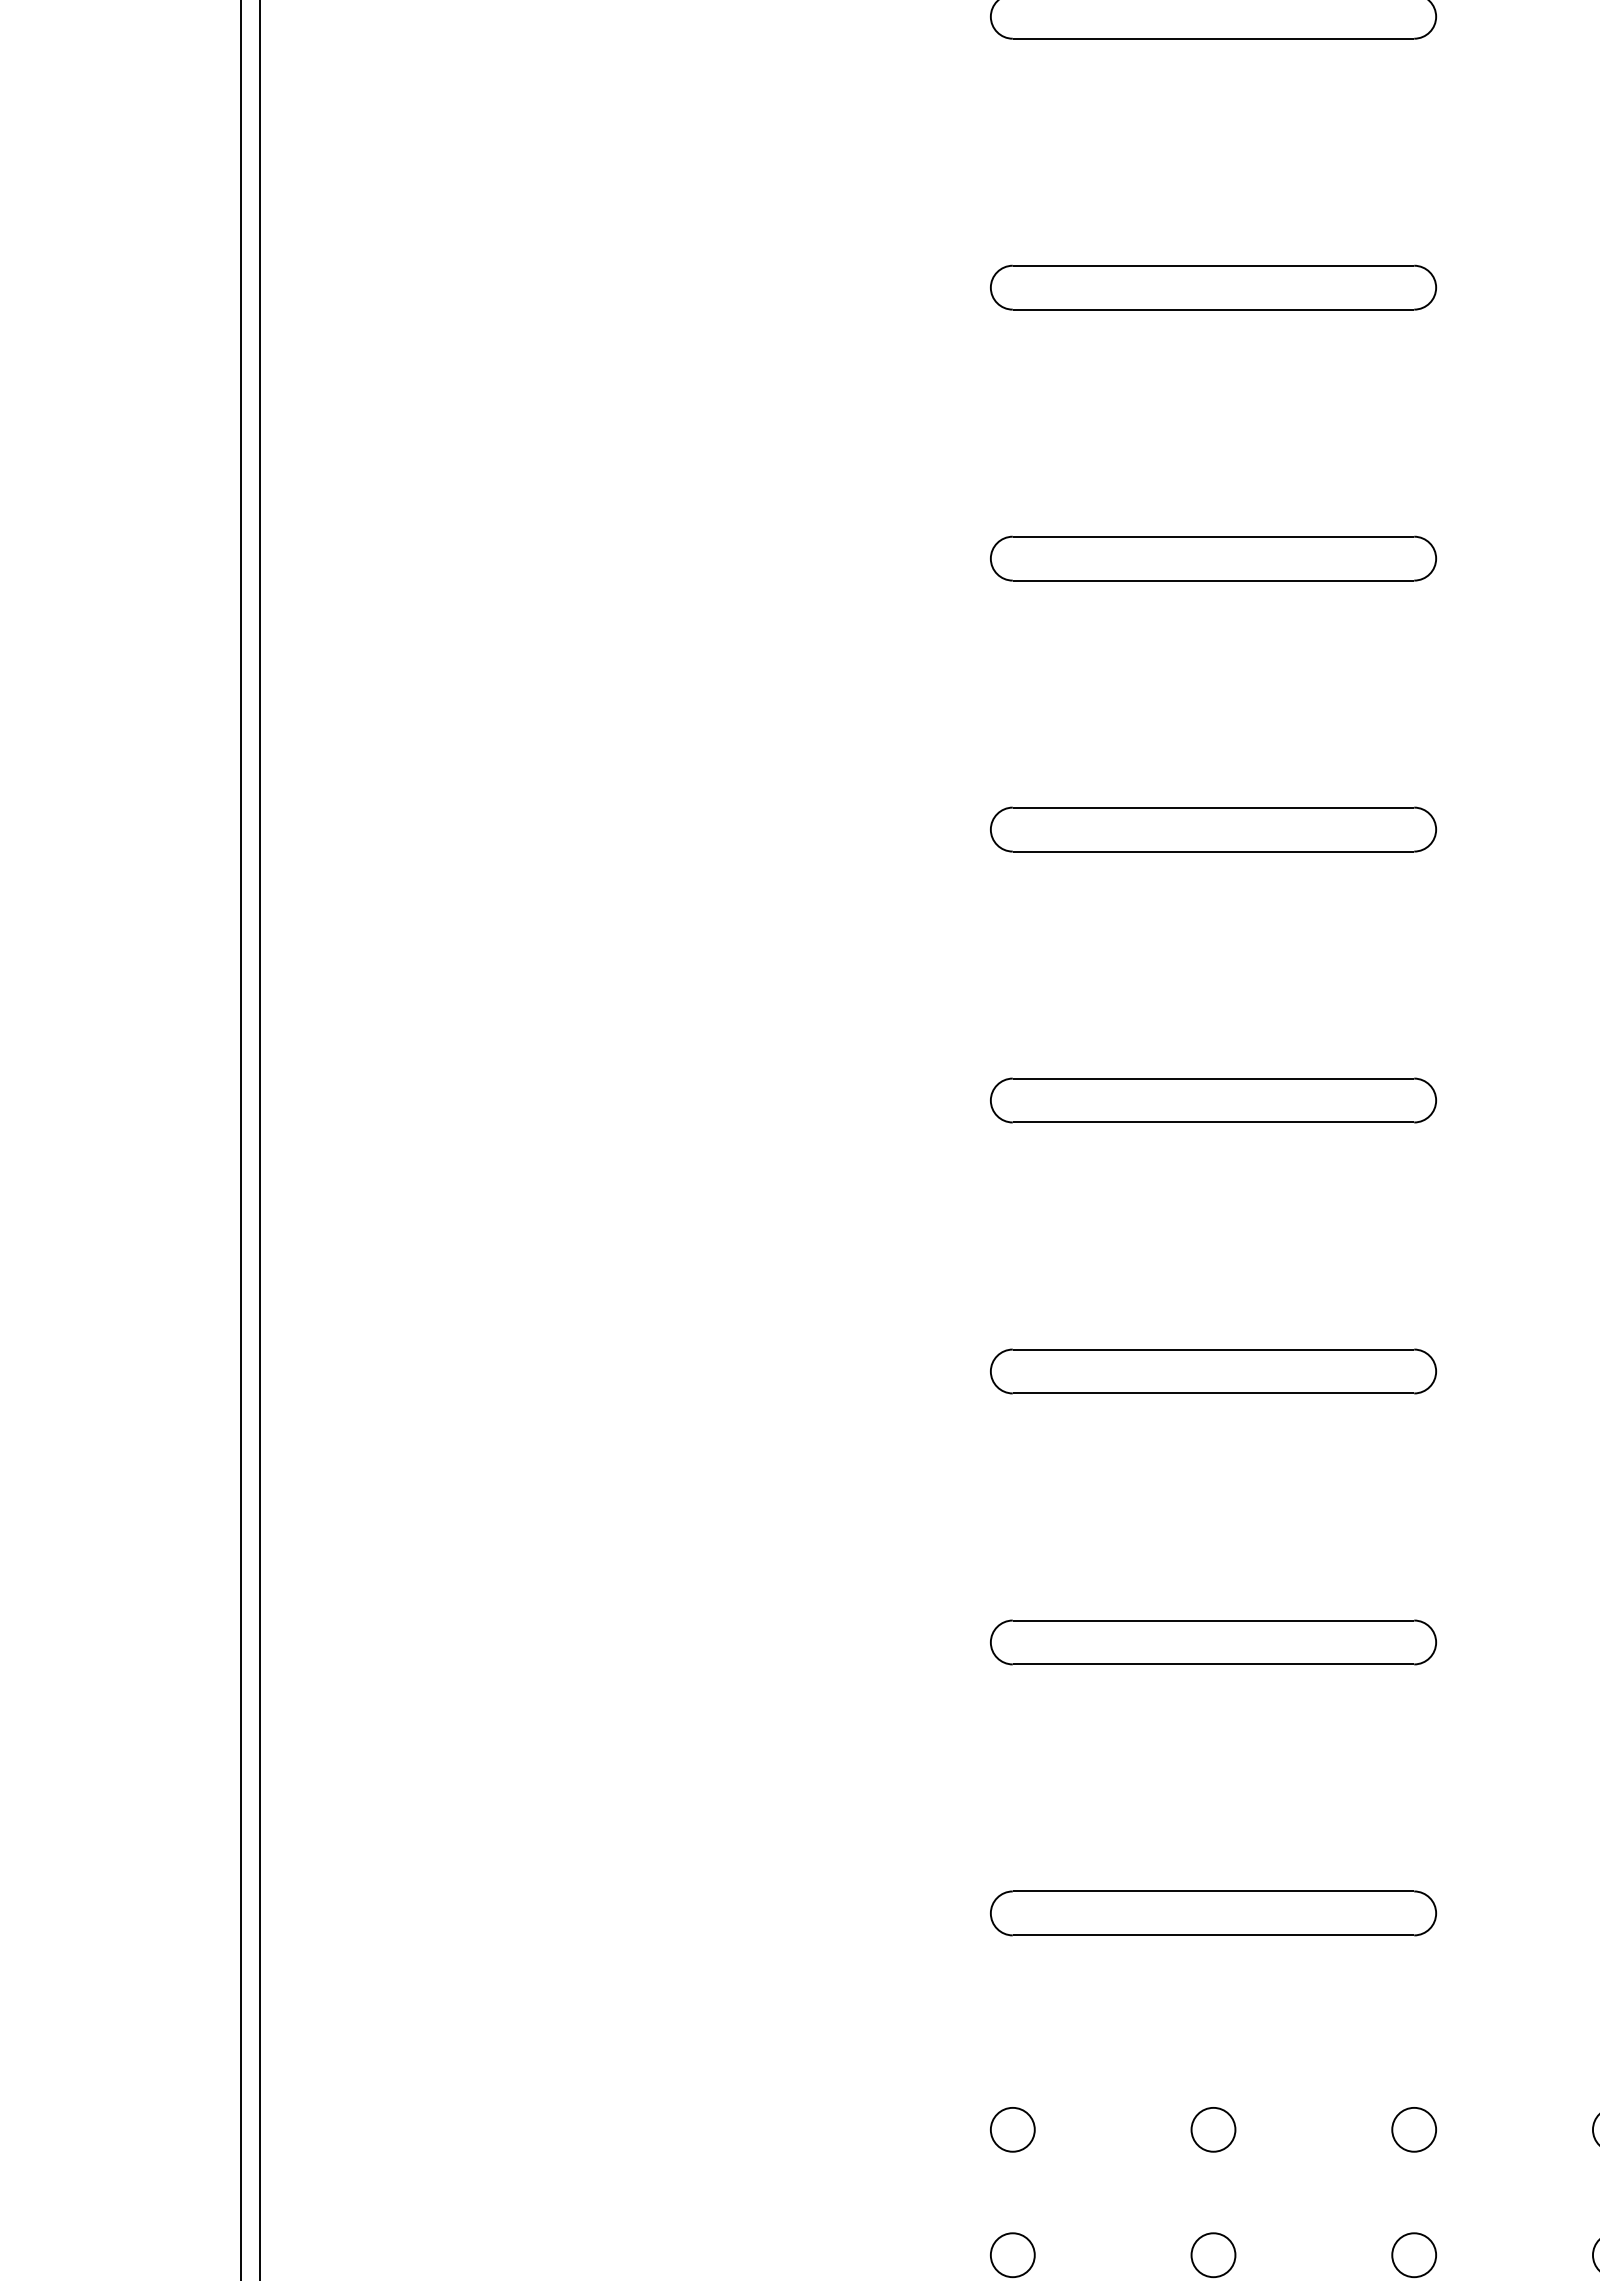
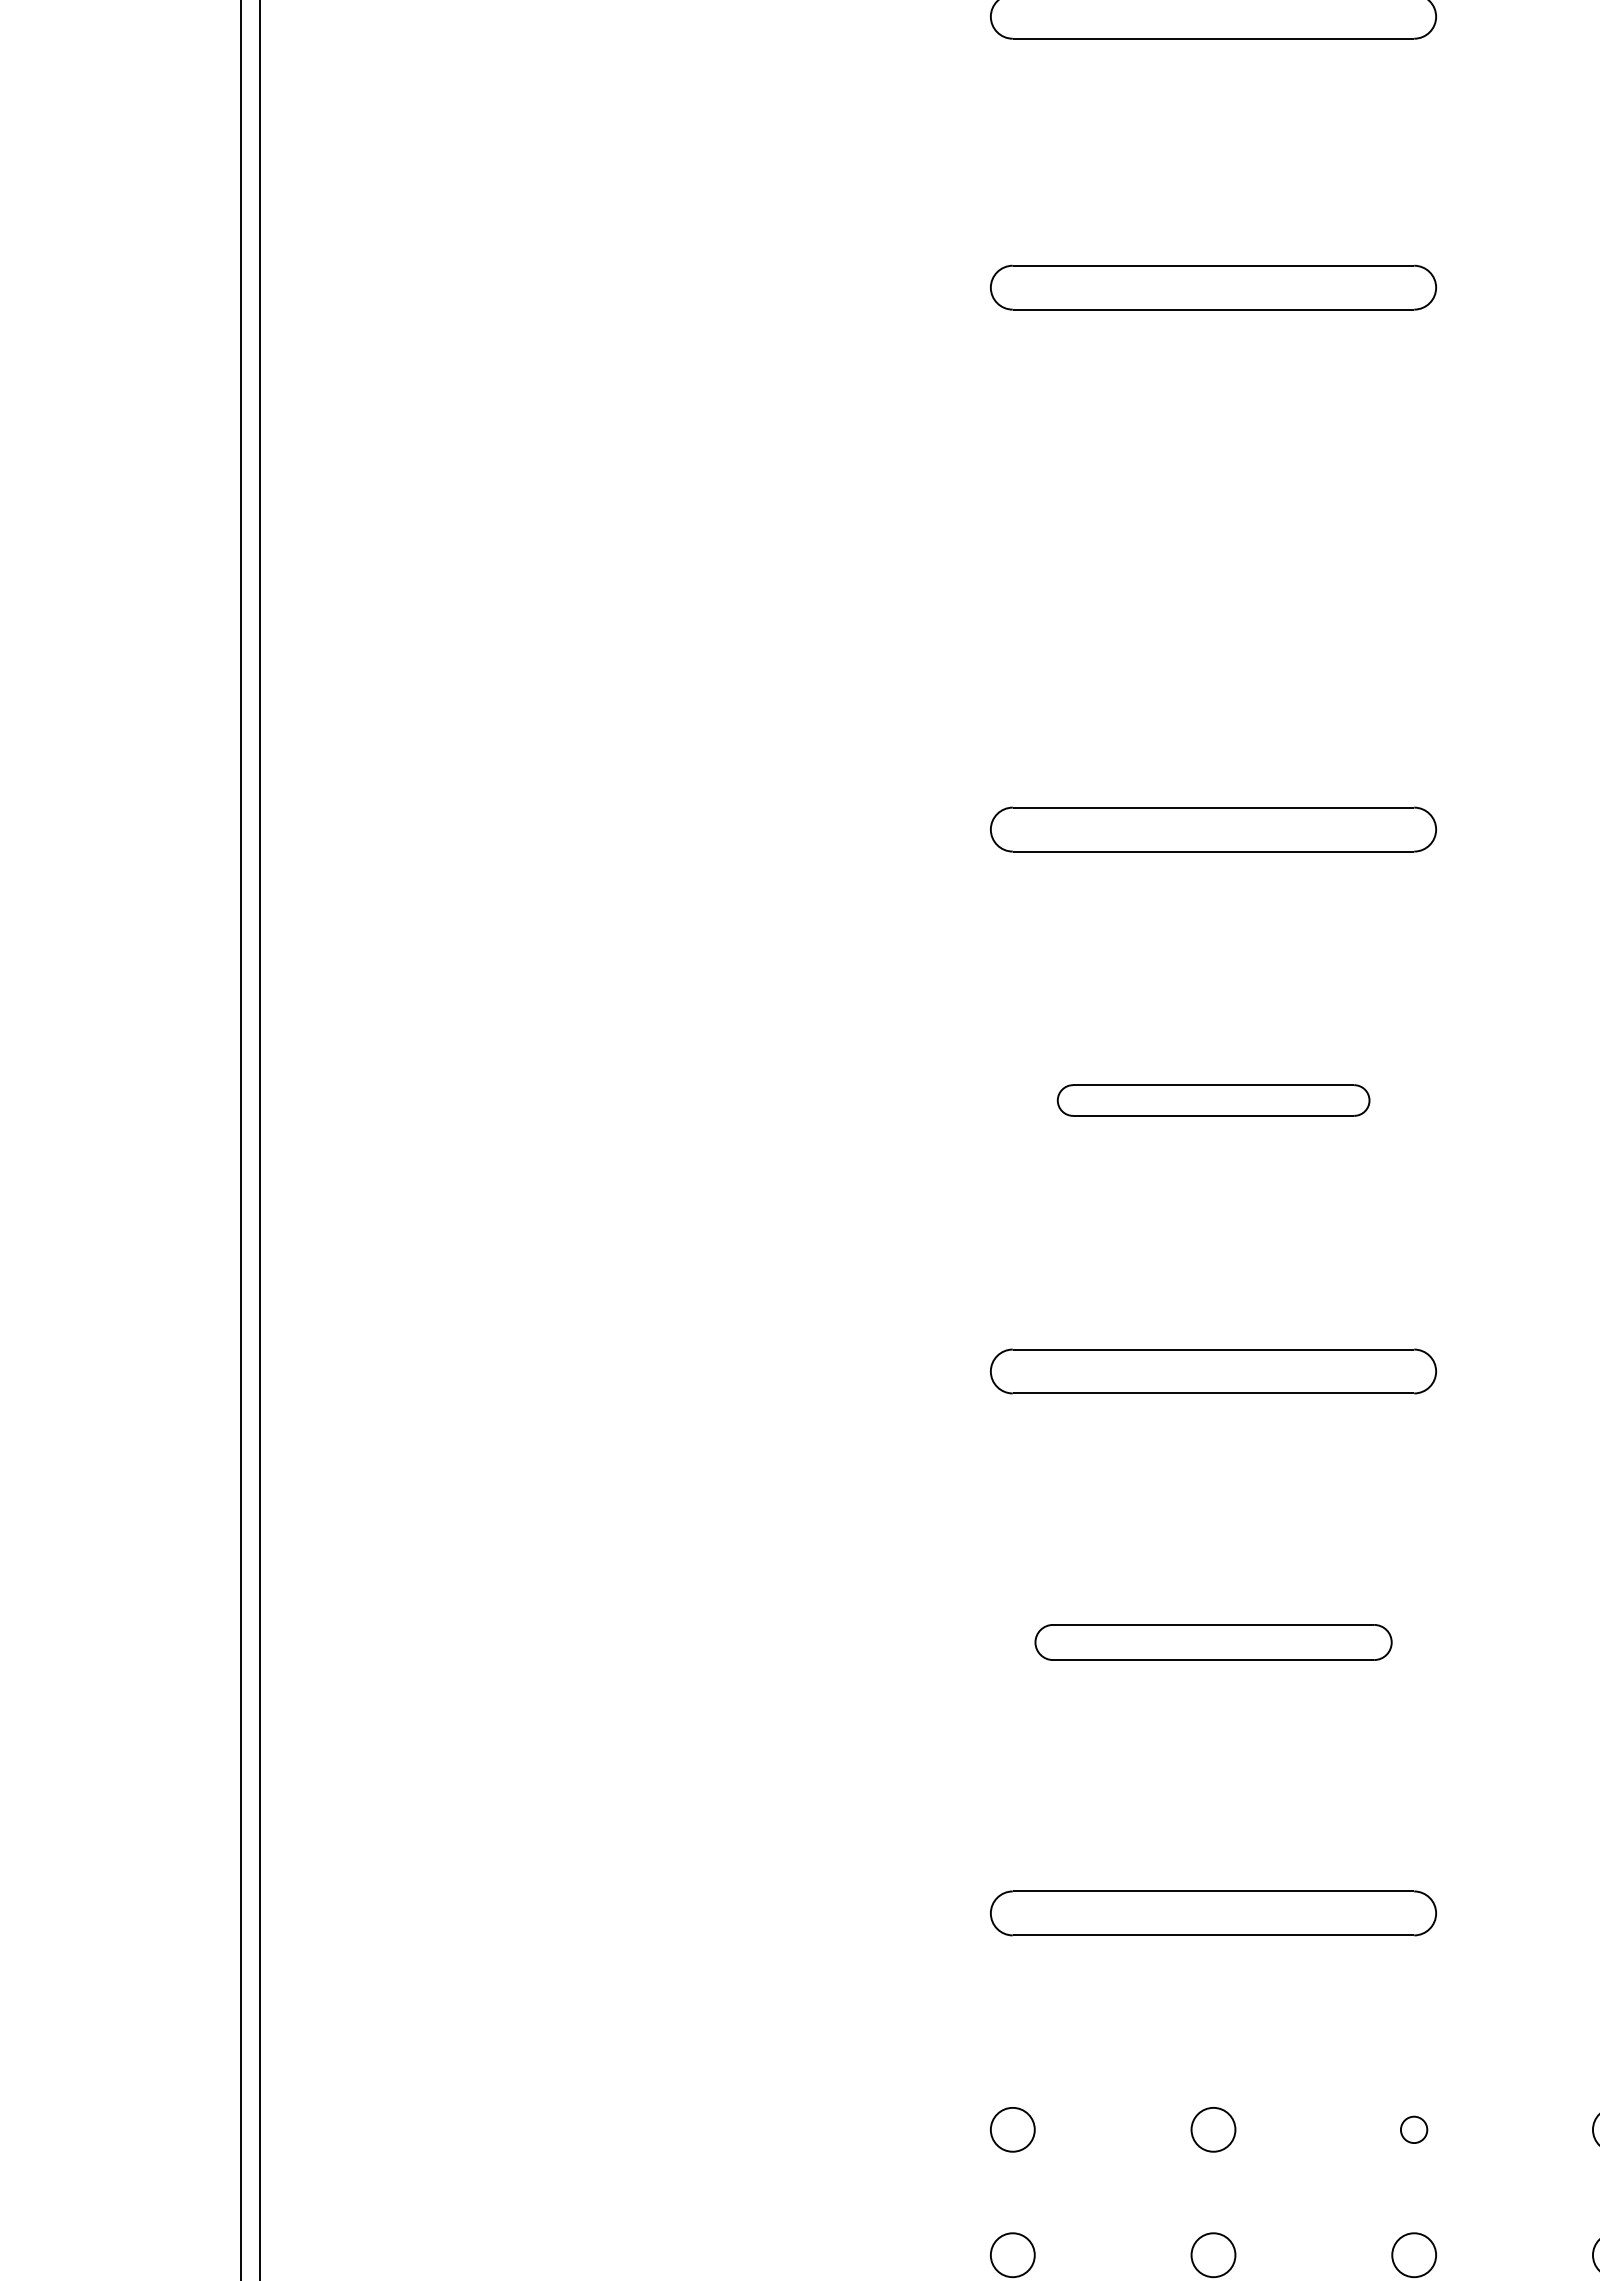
part: present -> none (1213, 558)
part size: 448x47 px -> 315x33 px (1213, 1100)
part size: 448x47 px -> 359x37 px (1213, 1642)
part size: 46x46 px -> 29x29 px (1414, 2129)
